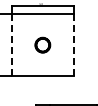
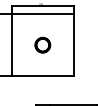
line: dashed -> solid (11, 44)
line: dashed -> solid (73, 45)
